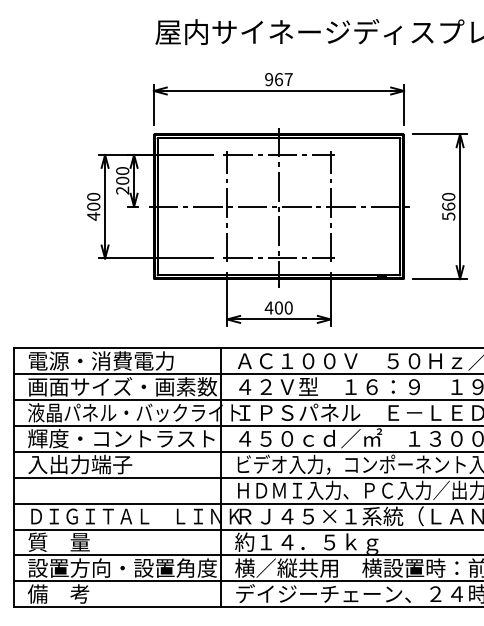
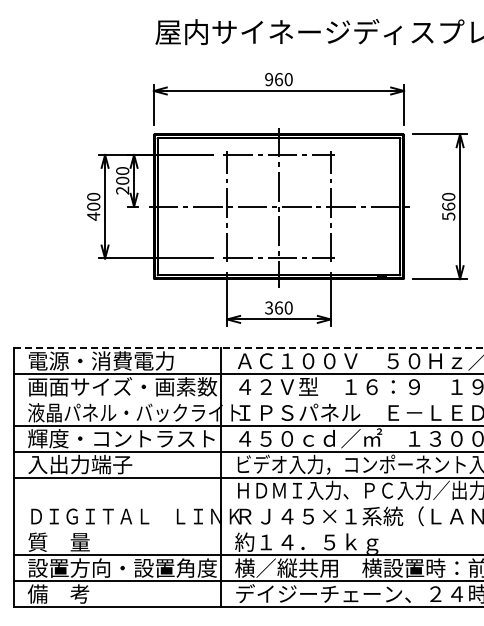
text: 967 -> 960 (288, 79)
text: 400 -> 360 (273, 307)
line: solid -> dashed (249, 348)
line: present -> none (247, 400)
line: present -> none (247, 503)
line: present -> none (247, 529)
